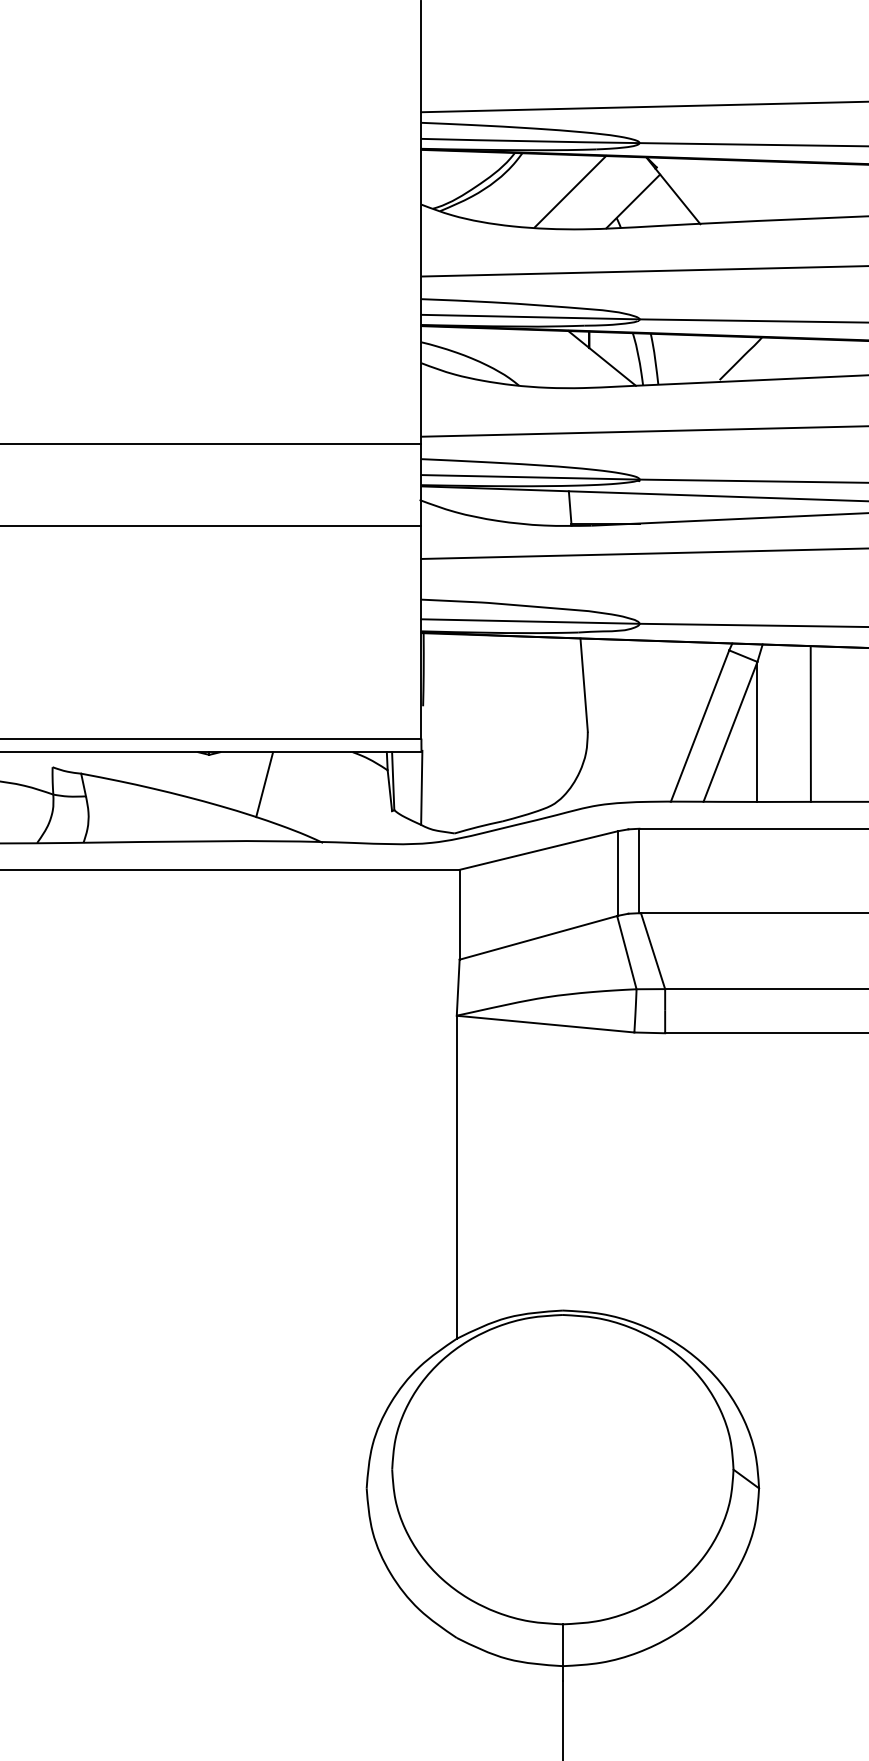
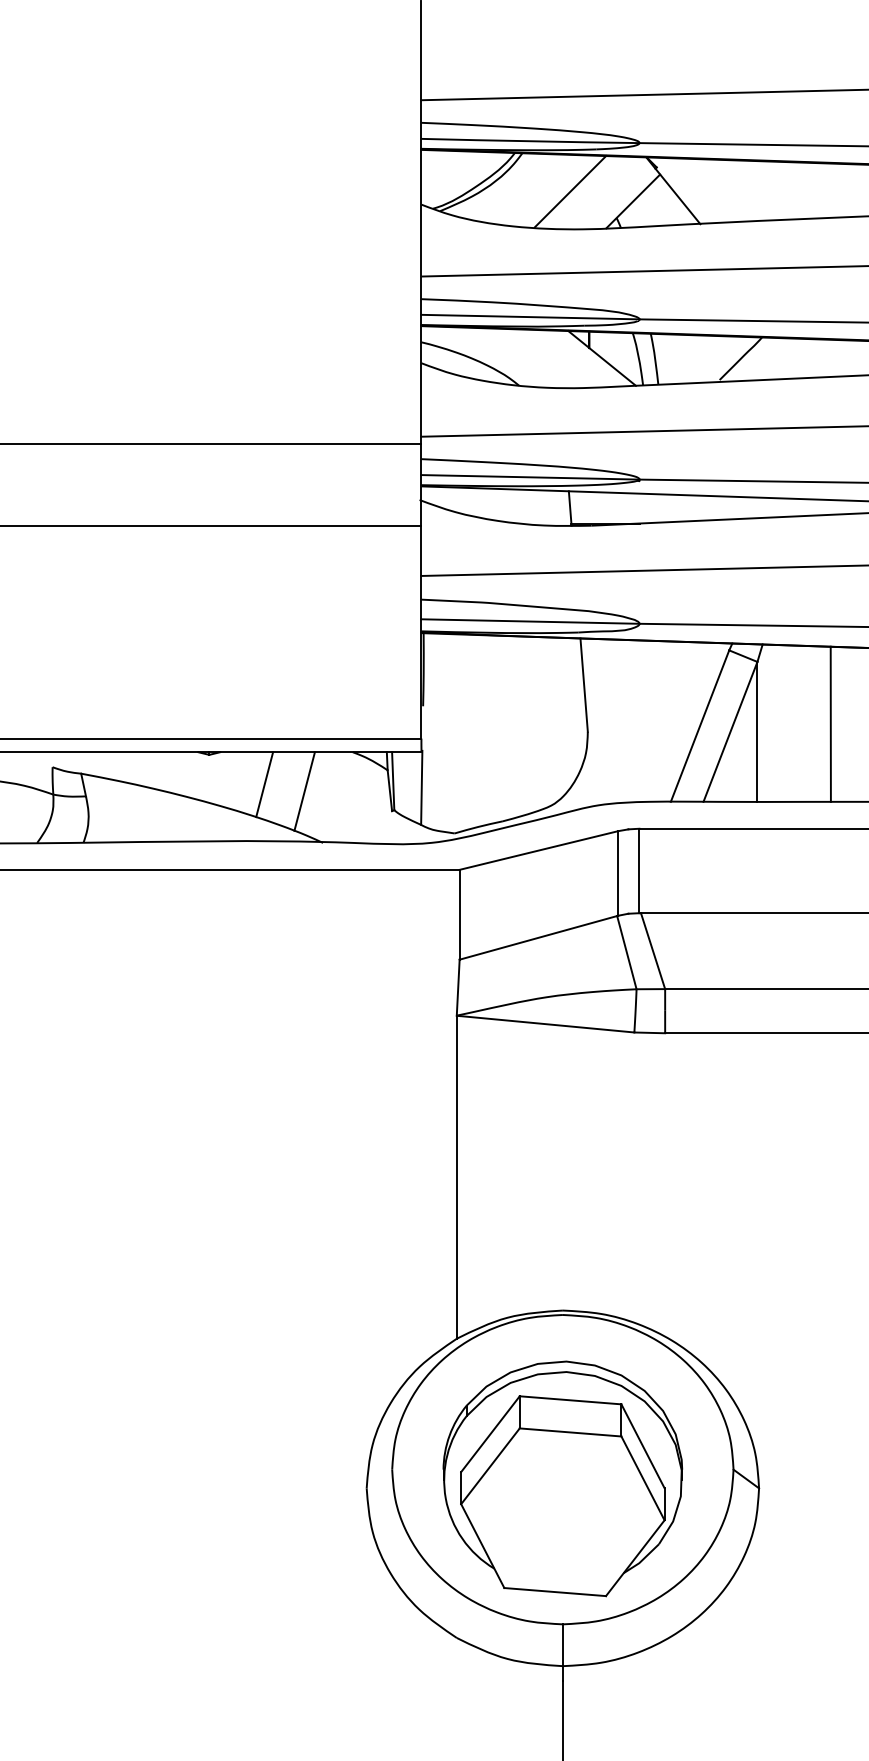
line position: (643, 106) -> (643, 94) (643, 94)
line position: (643, 553) -> (643, 570) (643, 570)
line position: (810, 723) -> (830, 723) (830, 723)
line: none -> present (304, 791)
part: none -> present (562, 1478)
